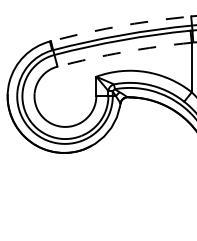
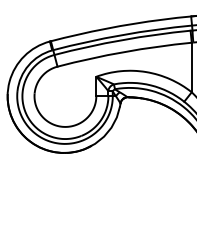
arc: dashed -> solid (122, 25)
arc: dashed -> solid (124, 52)
